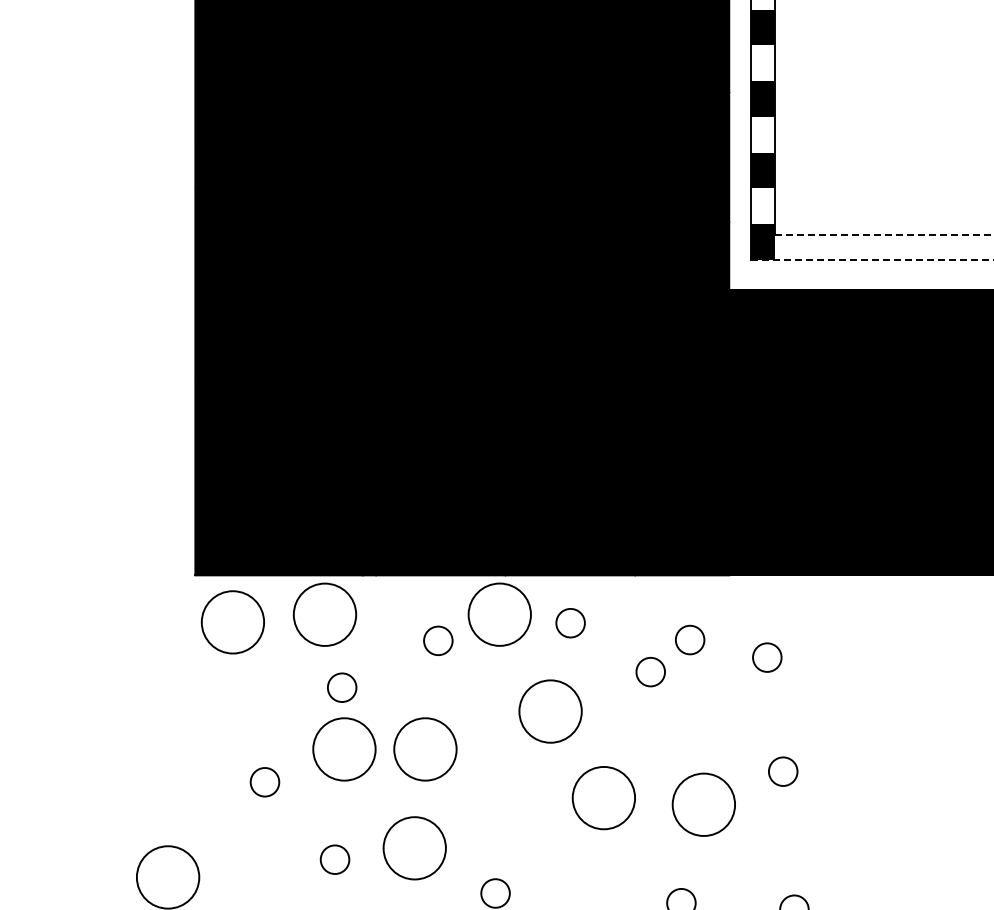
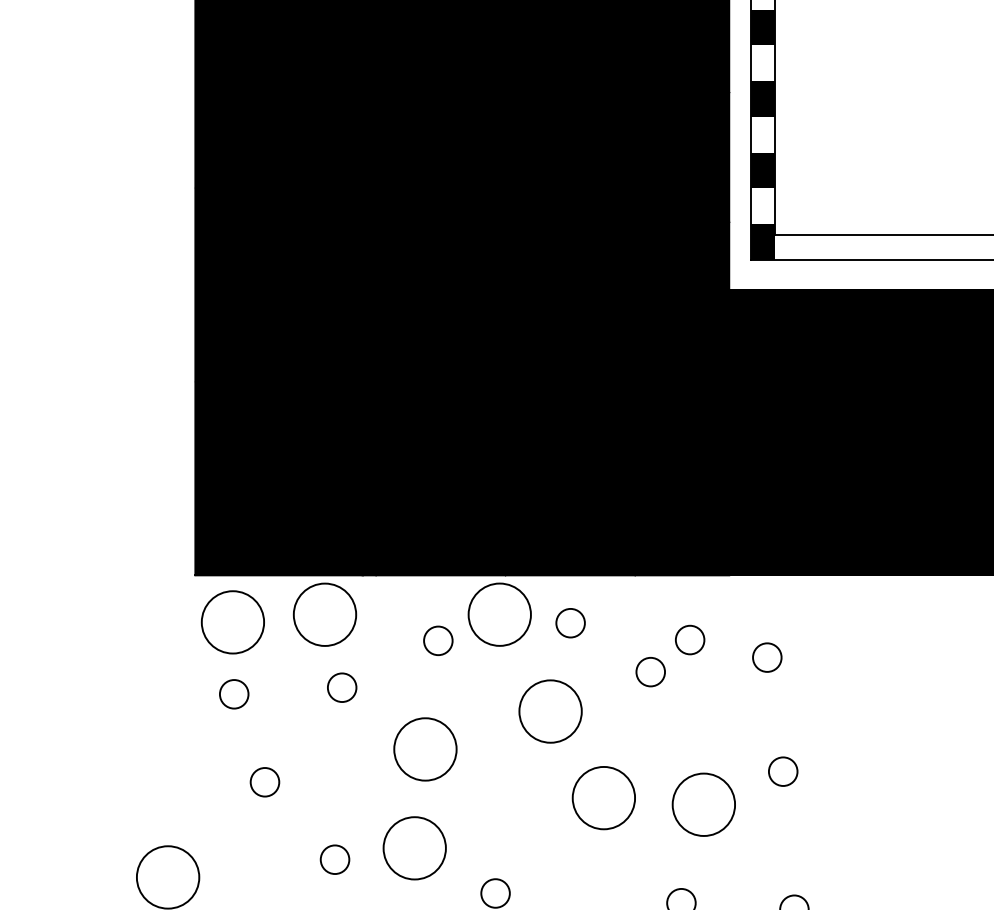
line: dashed -> solid (884, 234)
line: dashed -> solid (872, 259)
part: none -> present (234, 694)
part: present -> none (344, 749)
